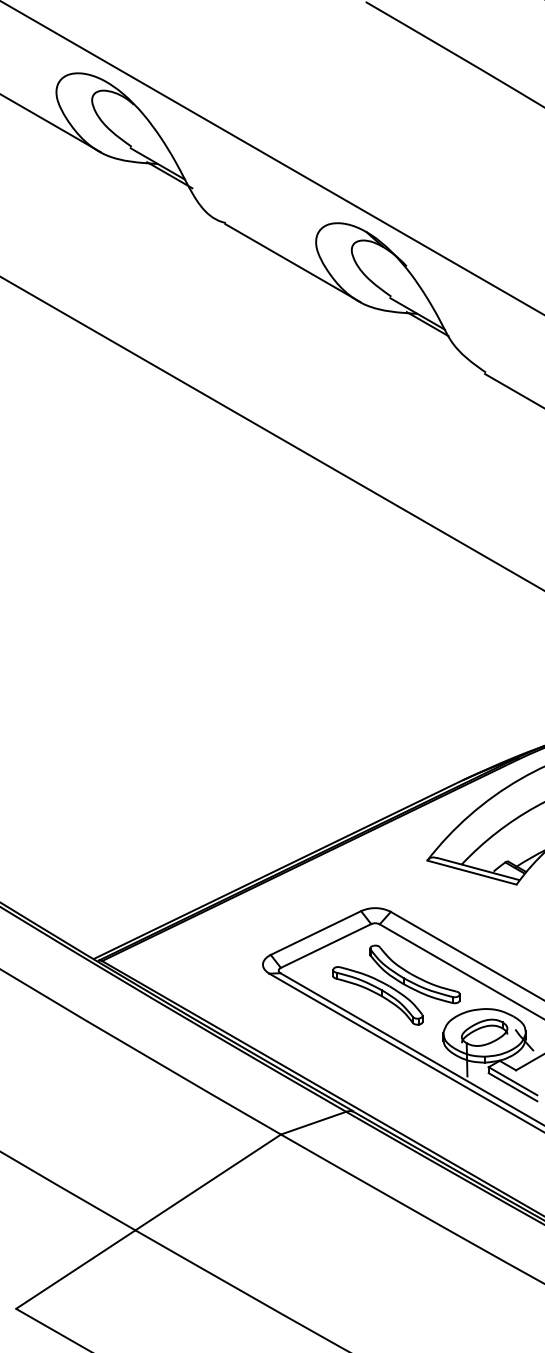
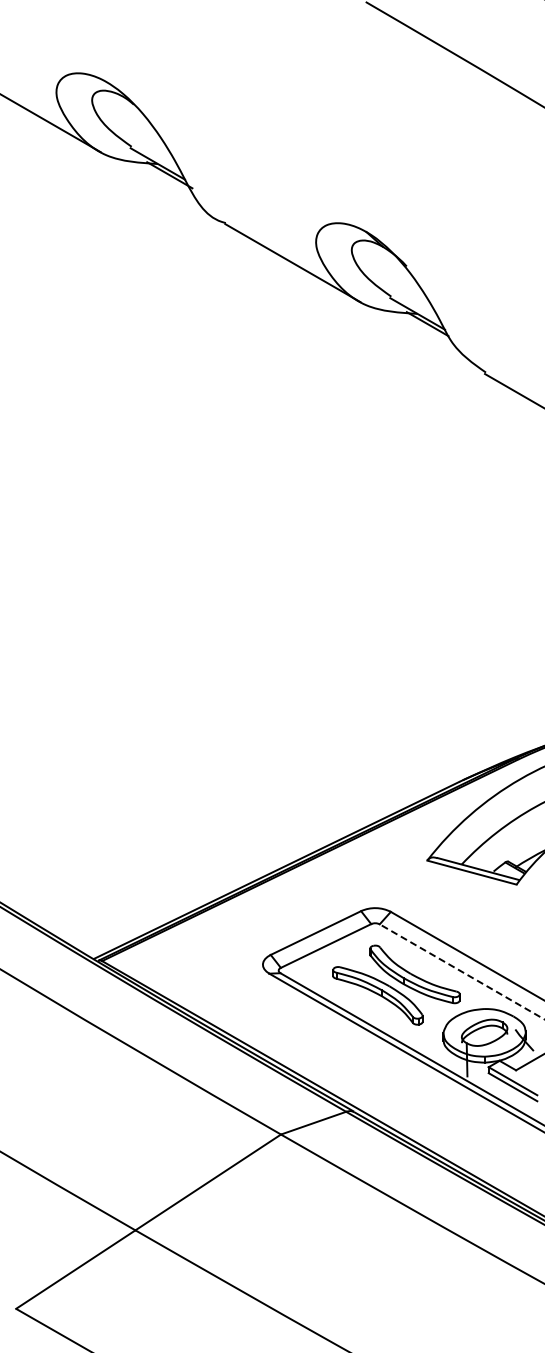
line: present -> none (271, 157)
line: present -> none (271, 433)
line: solid -> dashed (461, 971)
